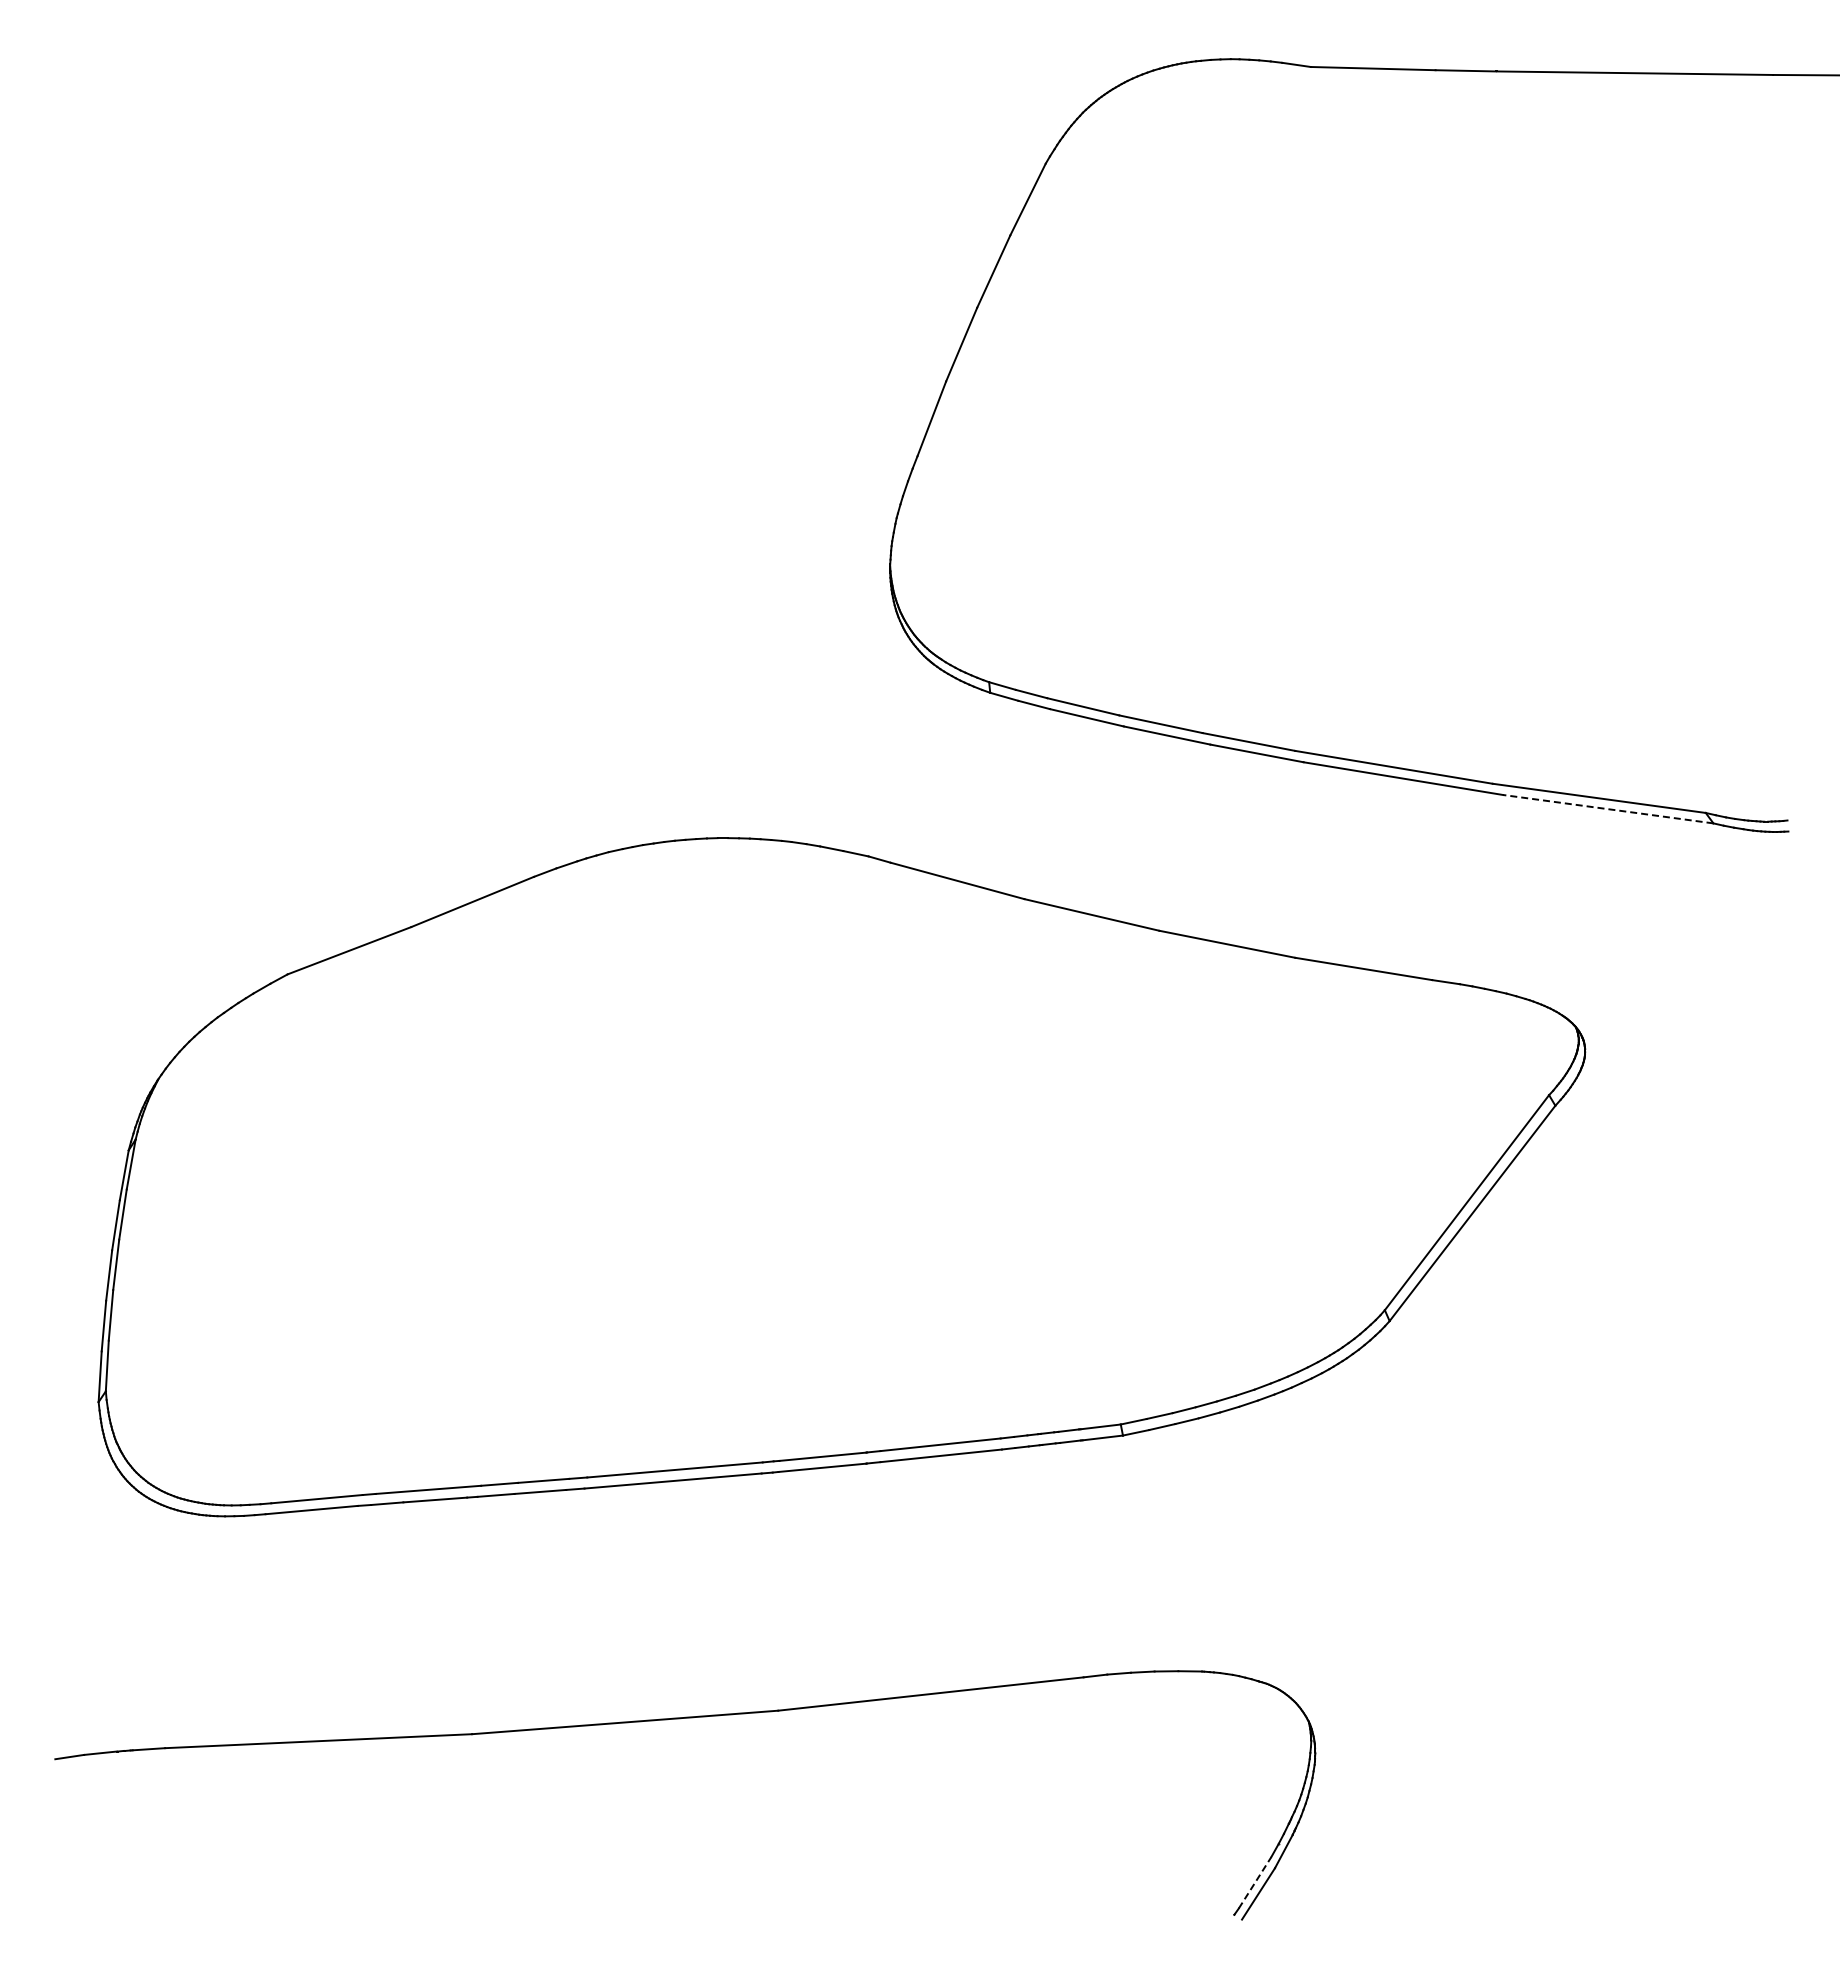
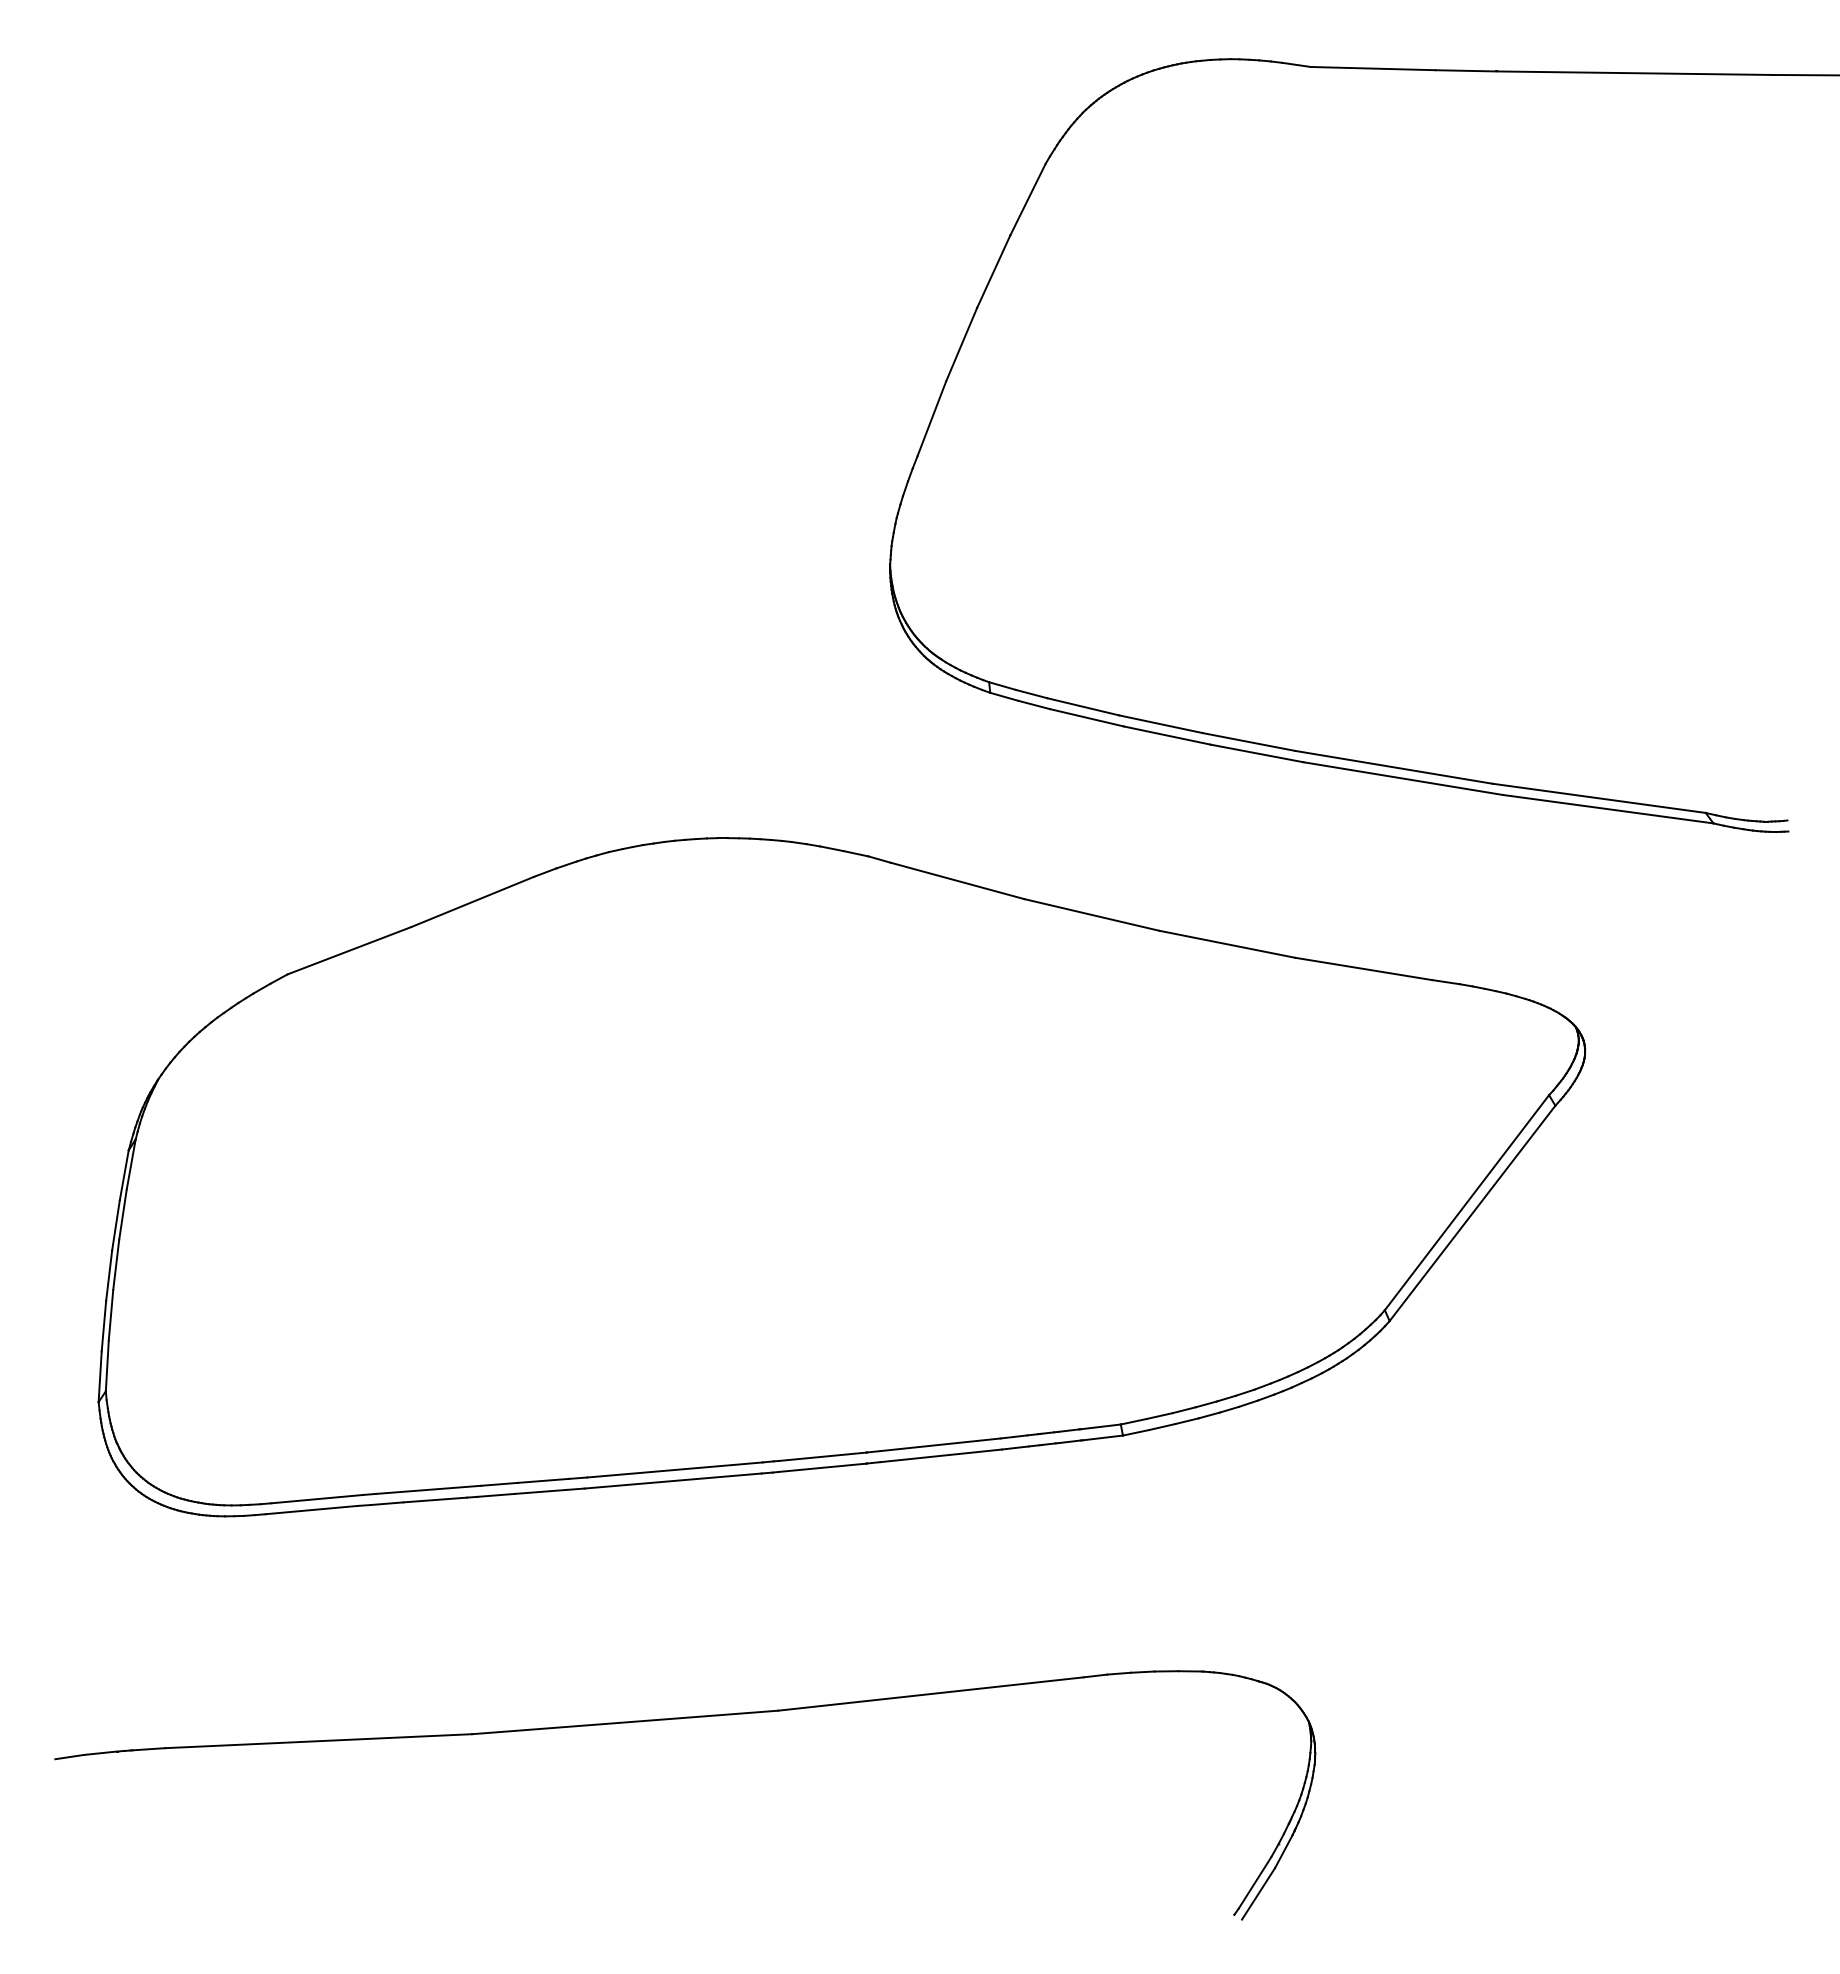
line: dashed -> solid (1607, 809)
line: dashed -> solid (1255, 1882)
